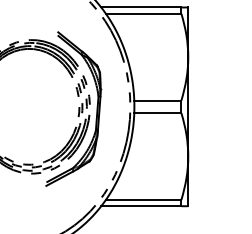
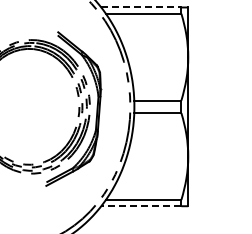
line: solid -> dashed (141, 7)
line: solid -> dashed (140, 206)
